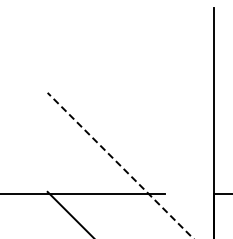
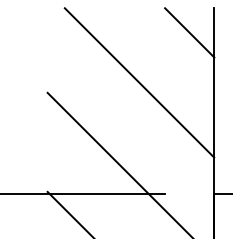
line: none -> present (189, 32)
line: none -> present (139, 82)
line: dashed -> solid (120, 165)
